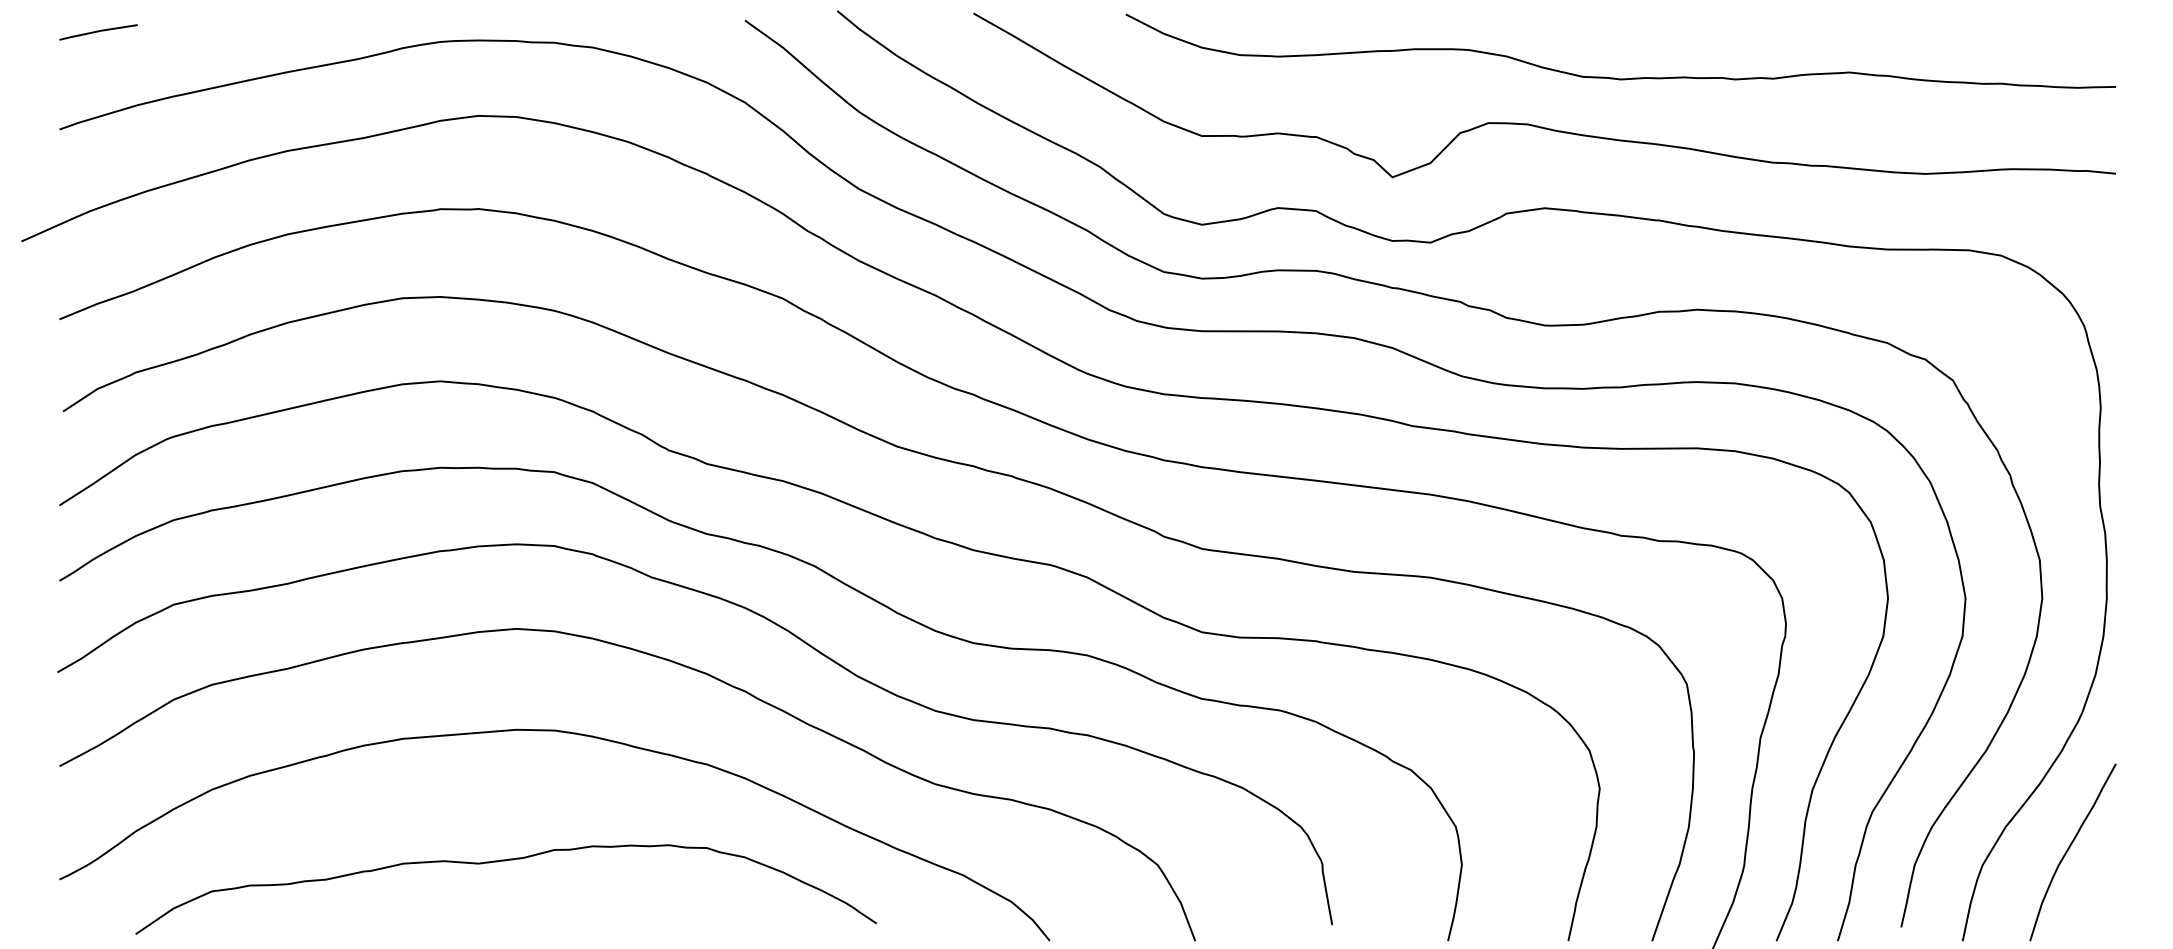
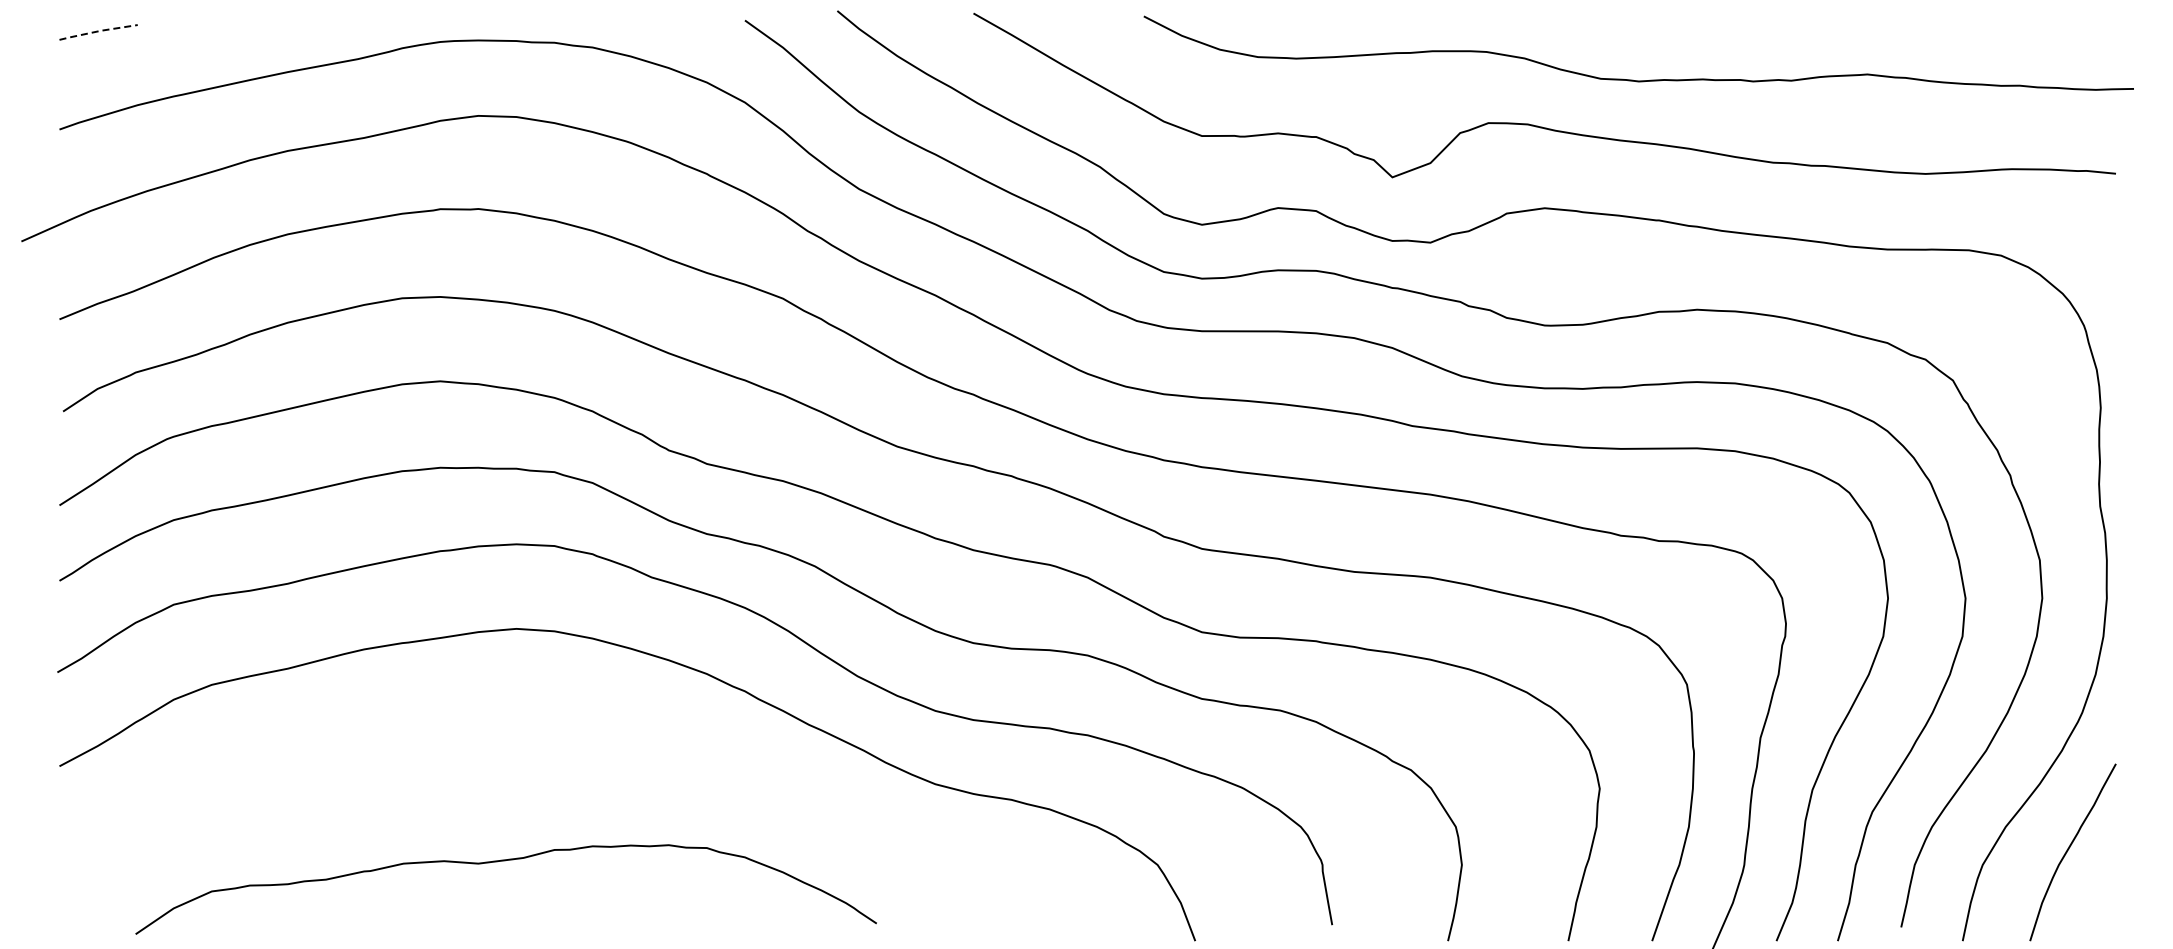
line: solid -> dashed (98, 31)
curve position: (1614, 77) -> (1632, 79) (1632, 79)
curve: present -> none (566, 733)
